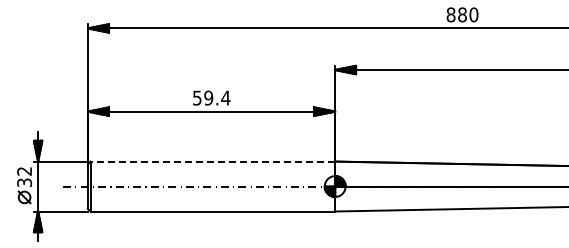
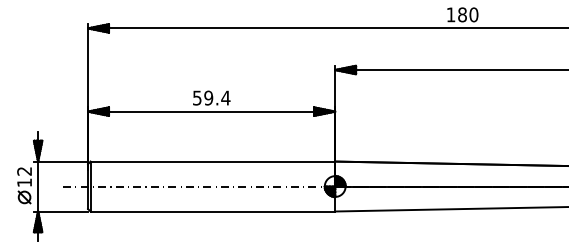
text: 880 -> 180 (450, 14)
line: dashed -> solid (212, 161)
text: 32 -> 12 (24, 182)
